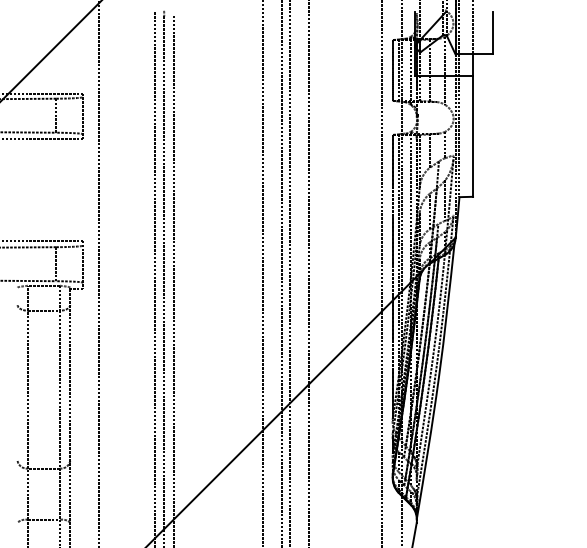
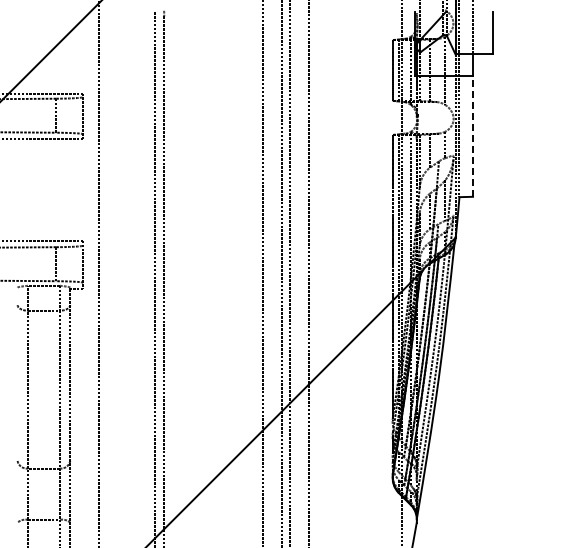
line: solid -> dashed (473, 136)
line: present -> none (381, 273)
line: present -> none (173, 279)
